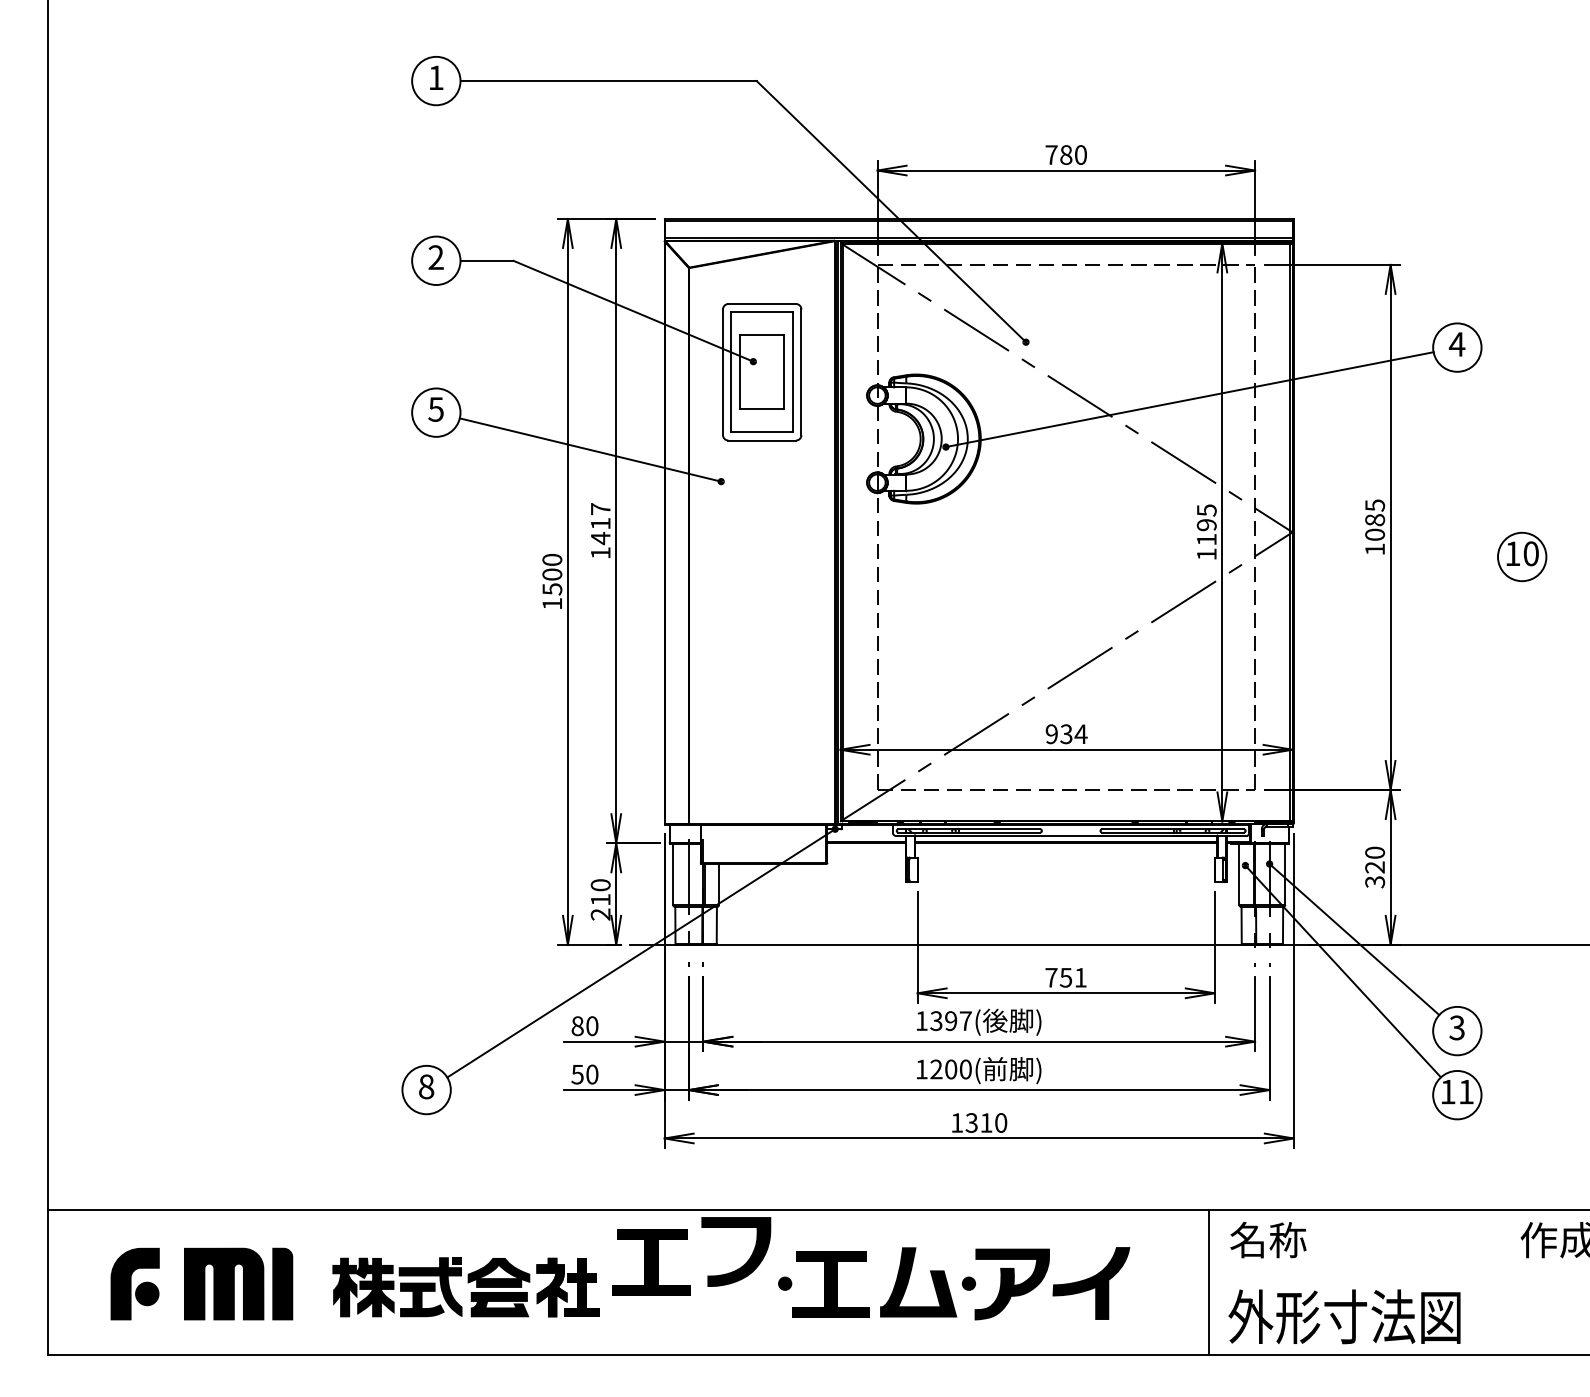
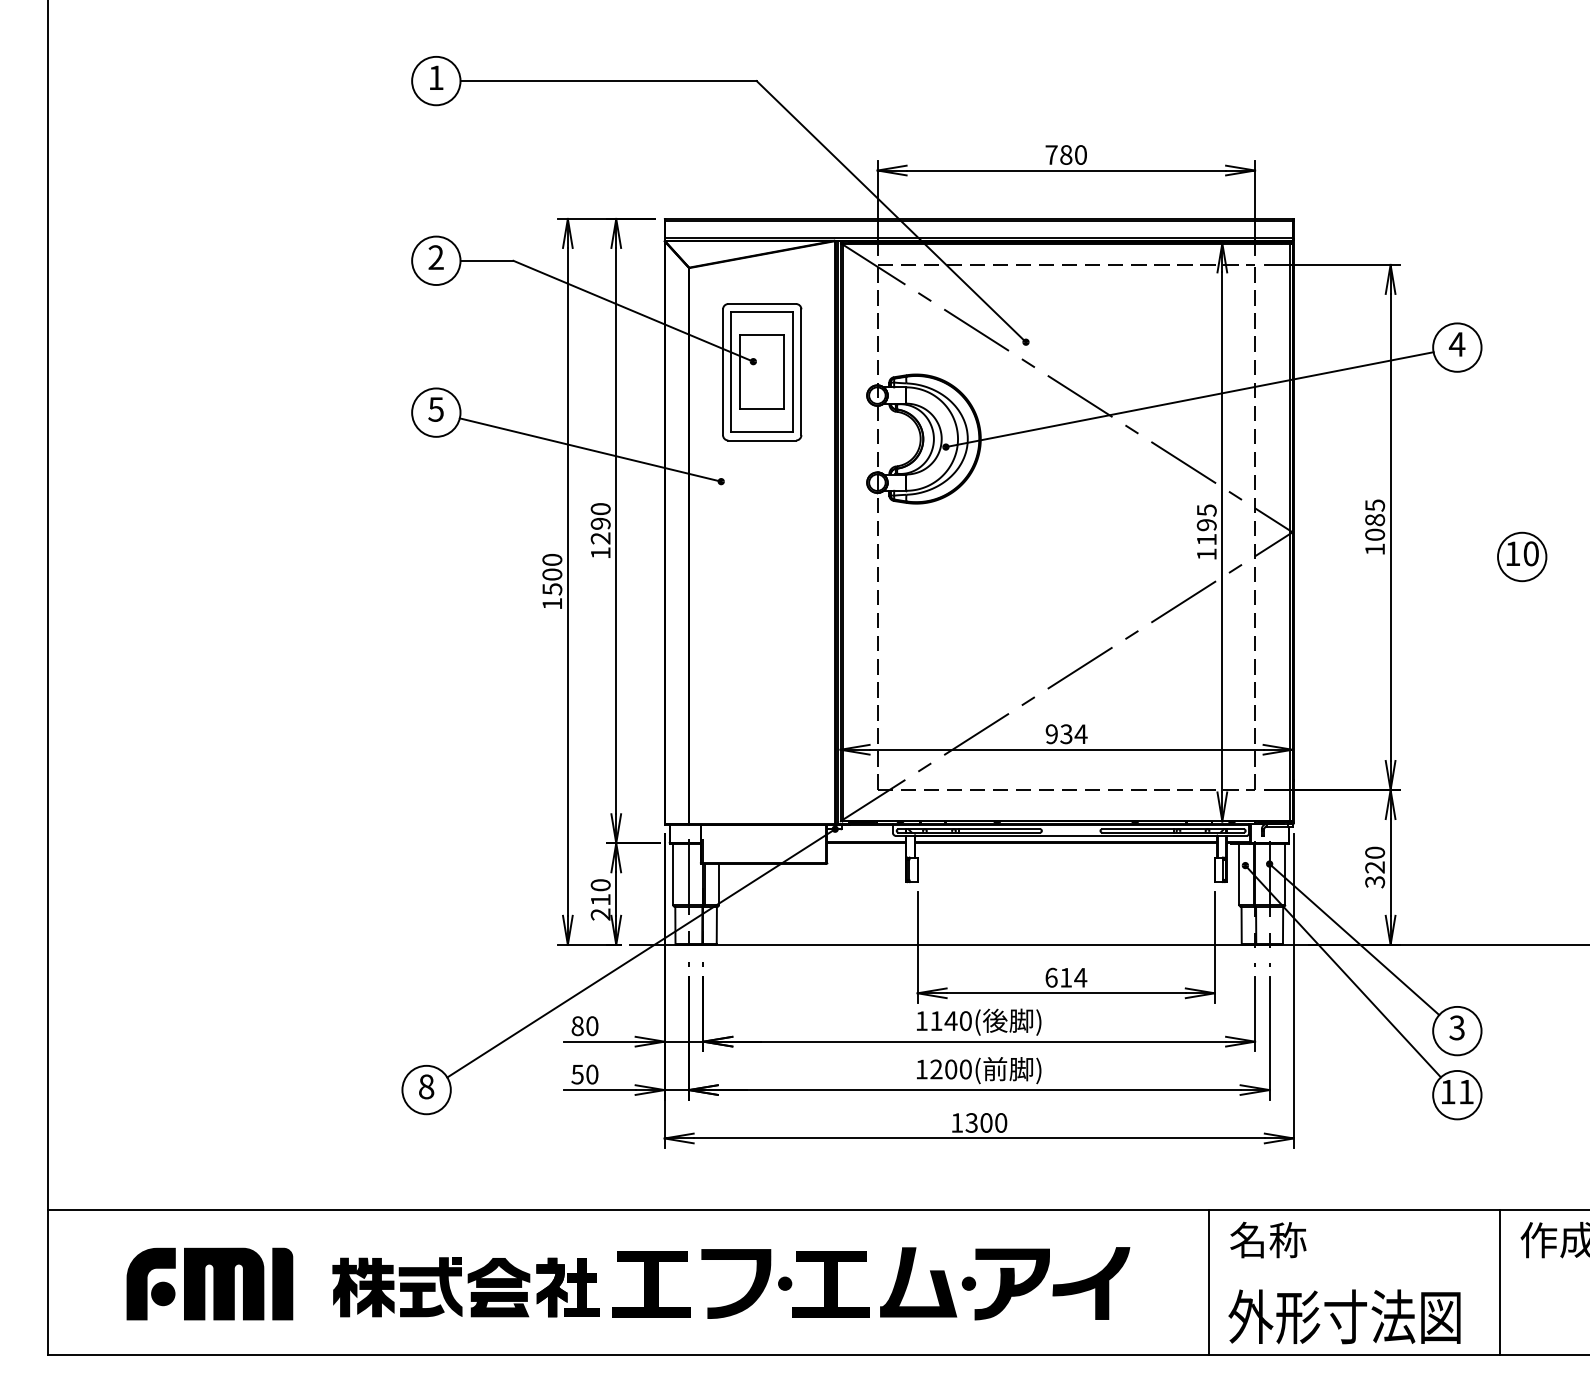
text: 1417 -> 1290 (600, 524)
text: 751 -> 614 (1066, 977)
text: 1397( -> 1140( (950, 1021)
text: 1310 -> 1300 (986, 1122)
part position: (746, 1261) -> (746, 1293) (746, 1293)
part position: (651, 1262) -> (651, 1284) (651, 1284)
line: none -> present (1499, 1281)
part position: (134, 1283) -> (150, 1283) (150, 1283)
